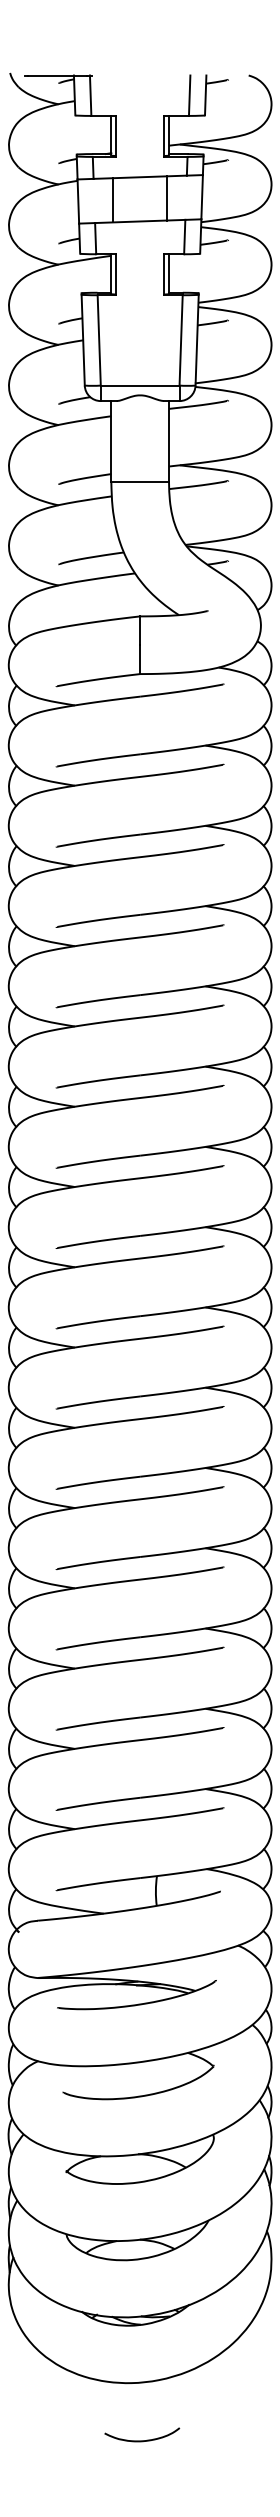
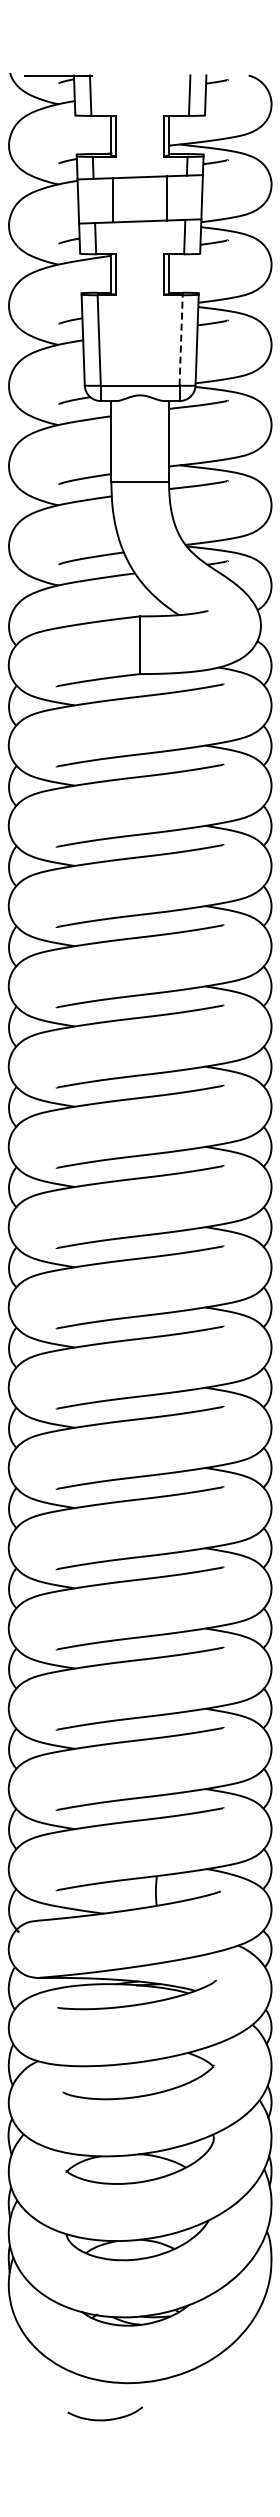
line: solid -> dashed (181, 339)
curve position: (142, 2440) -> (105, 2419) (105, 2419)
